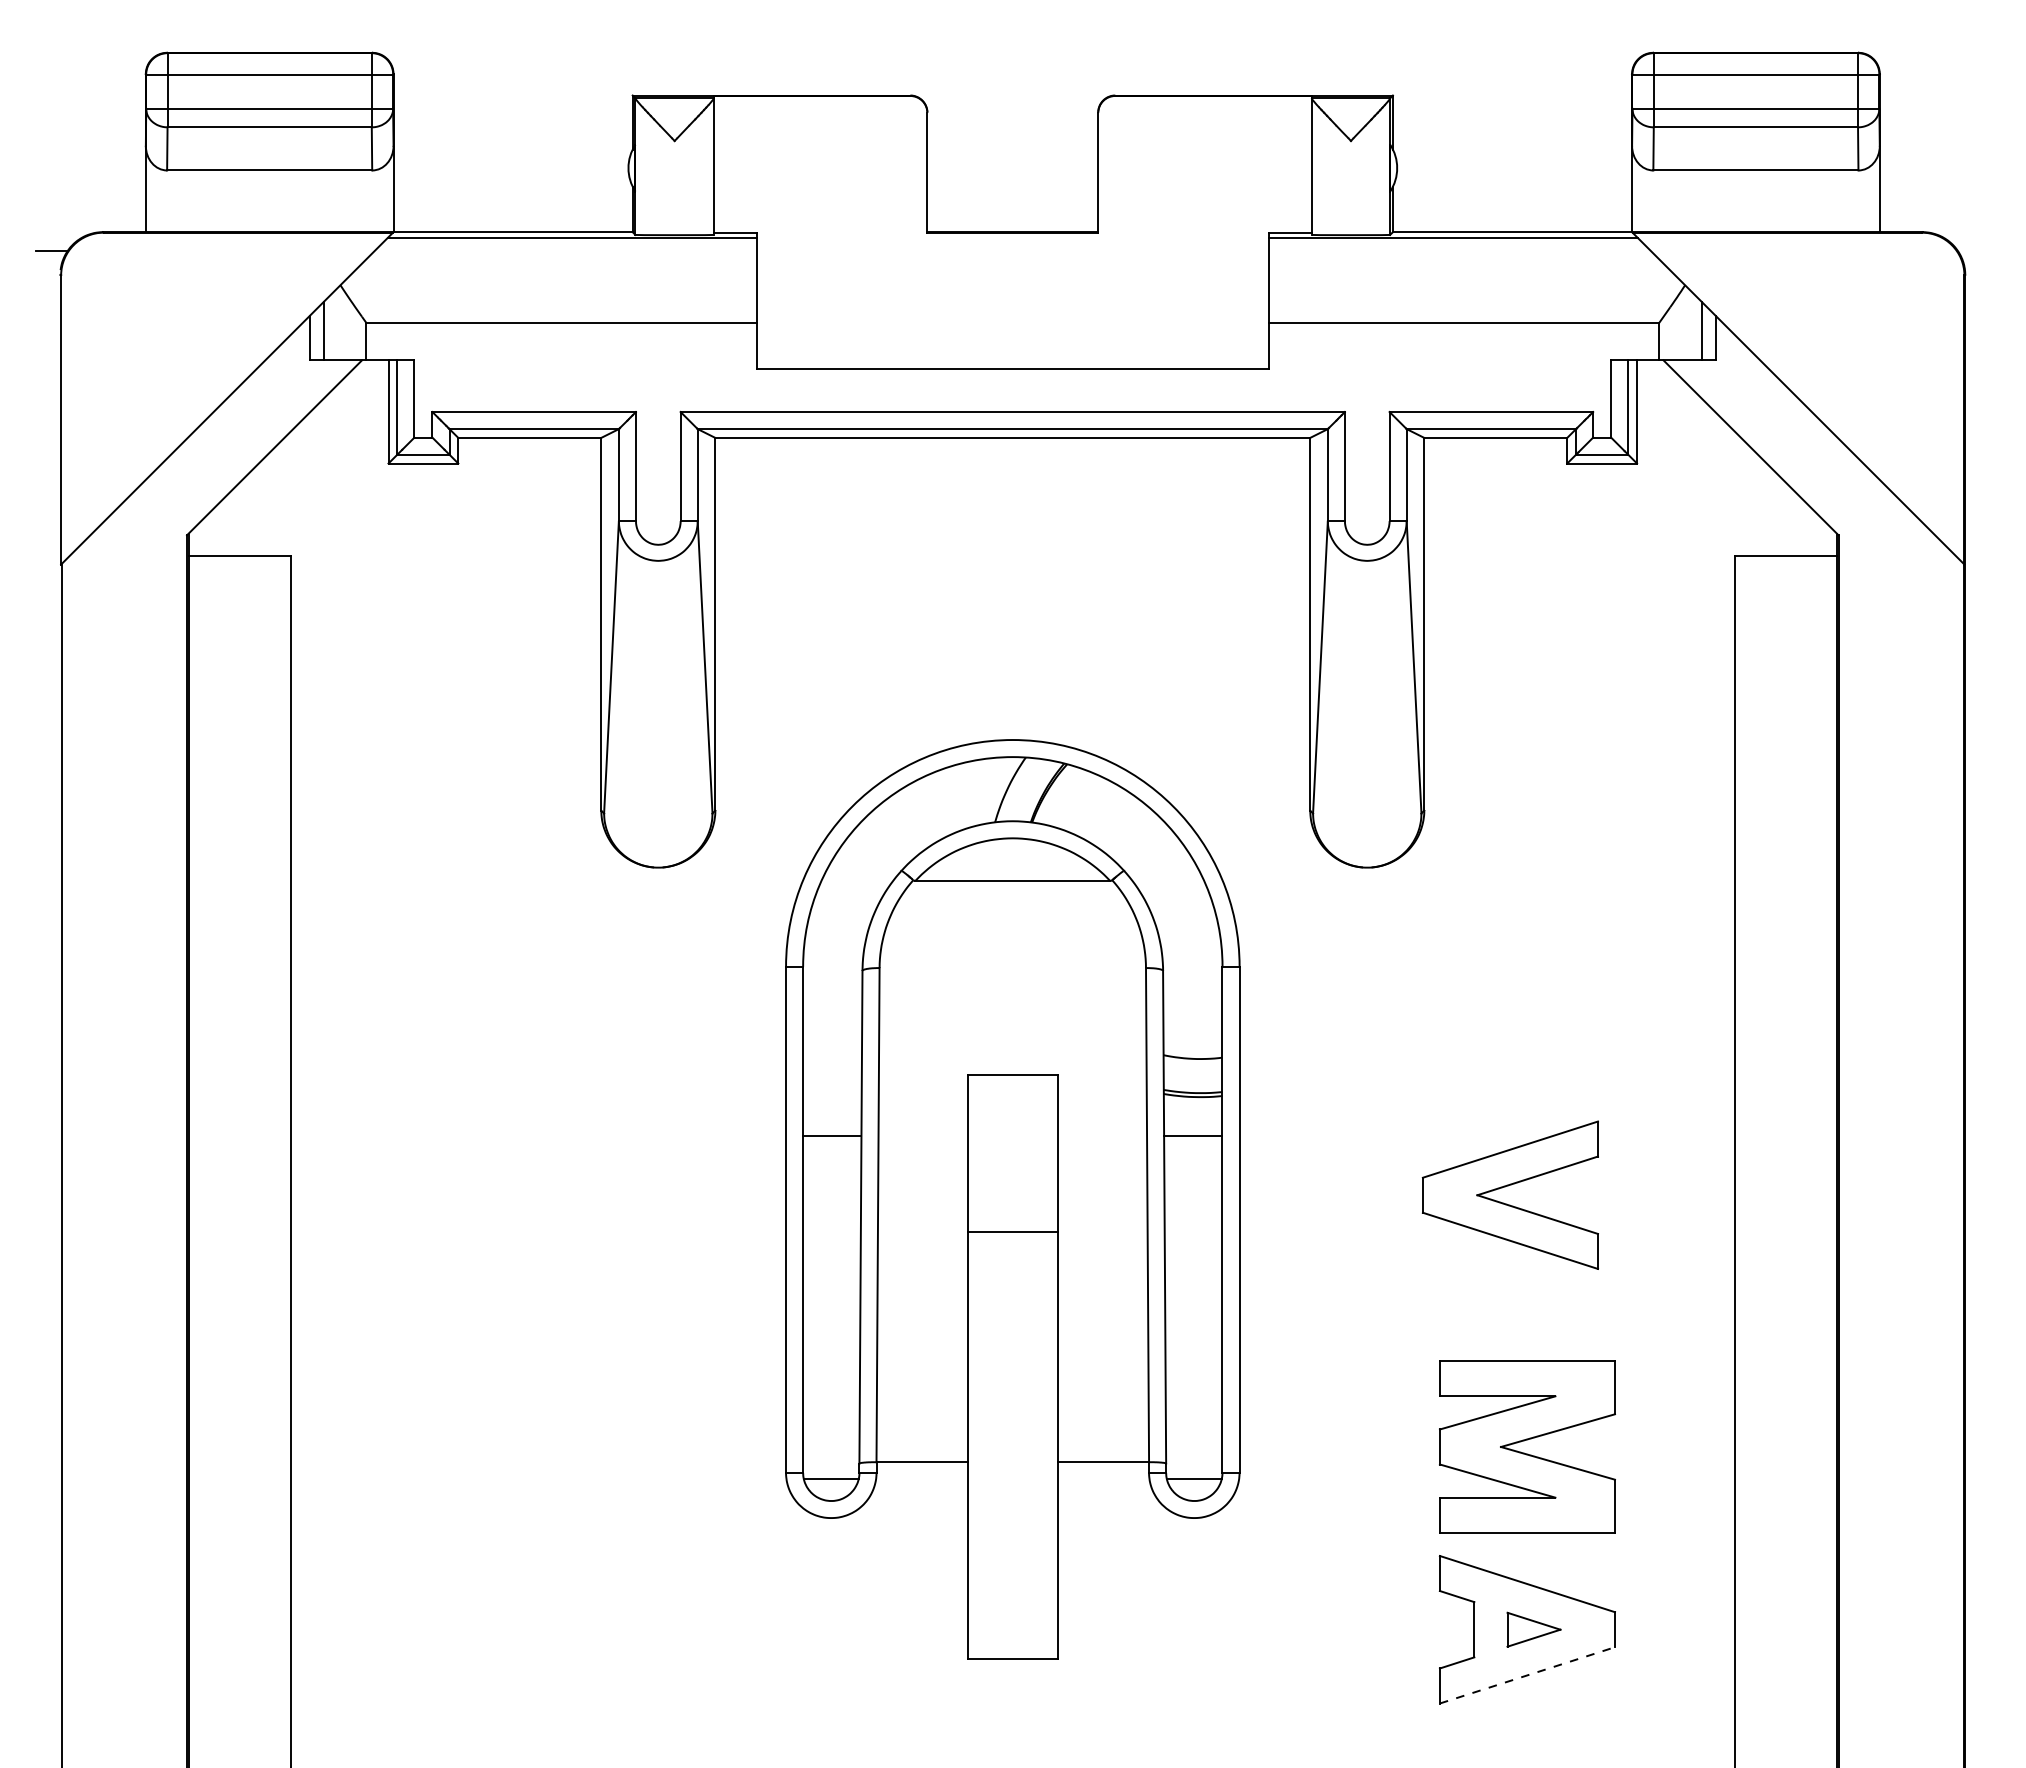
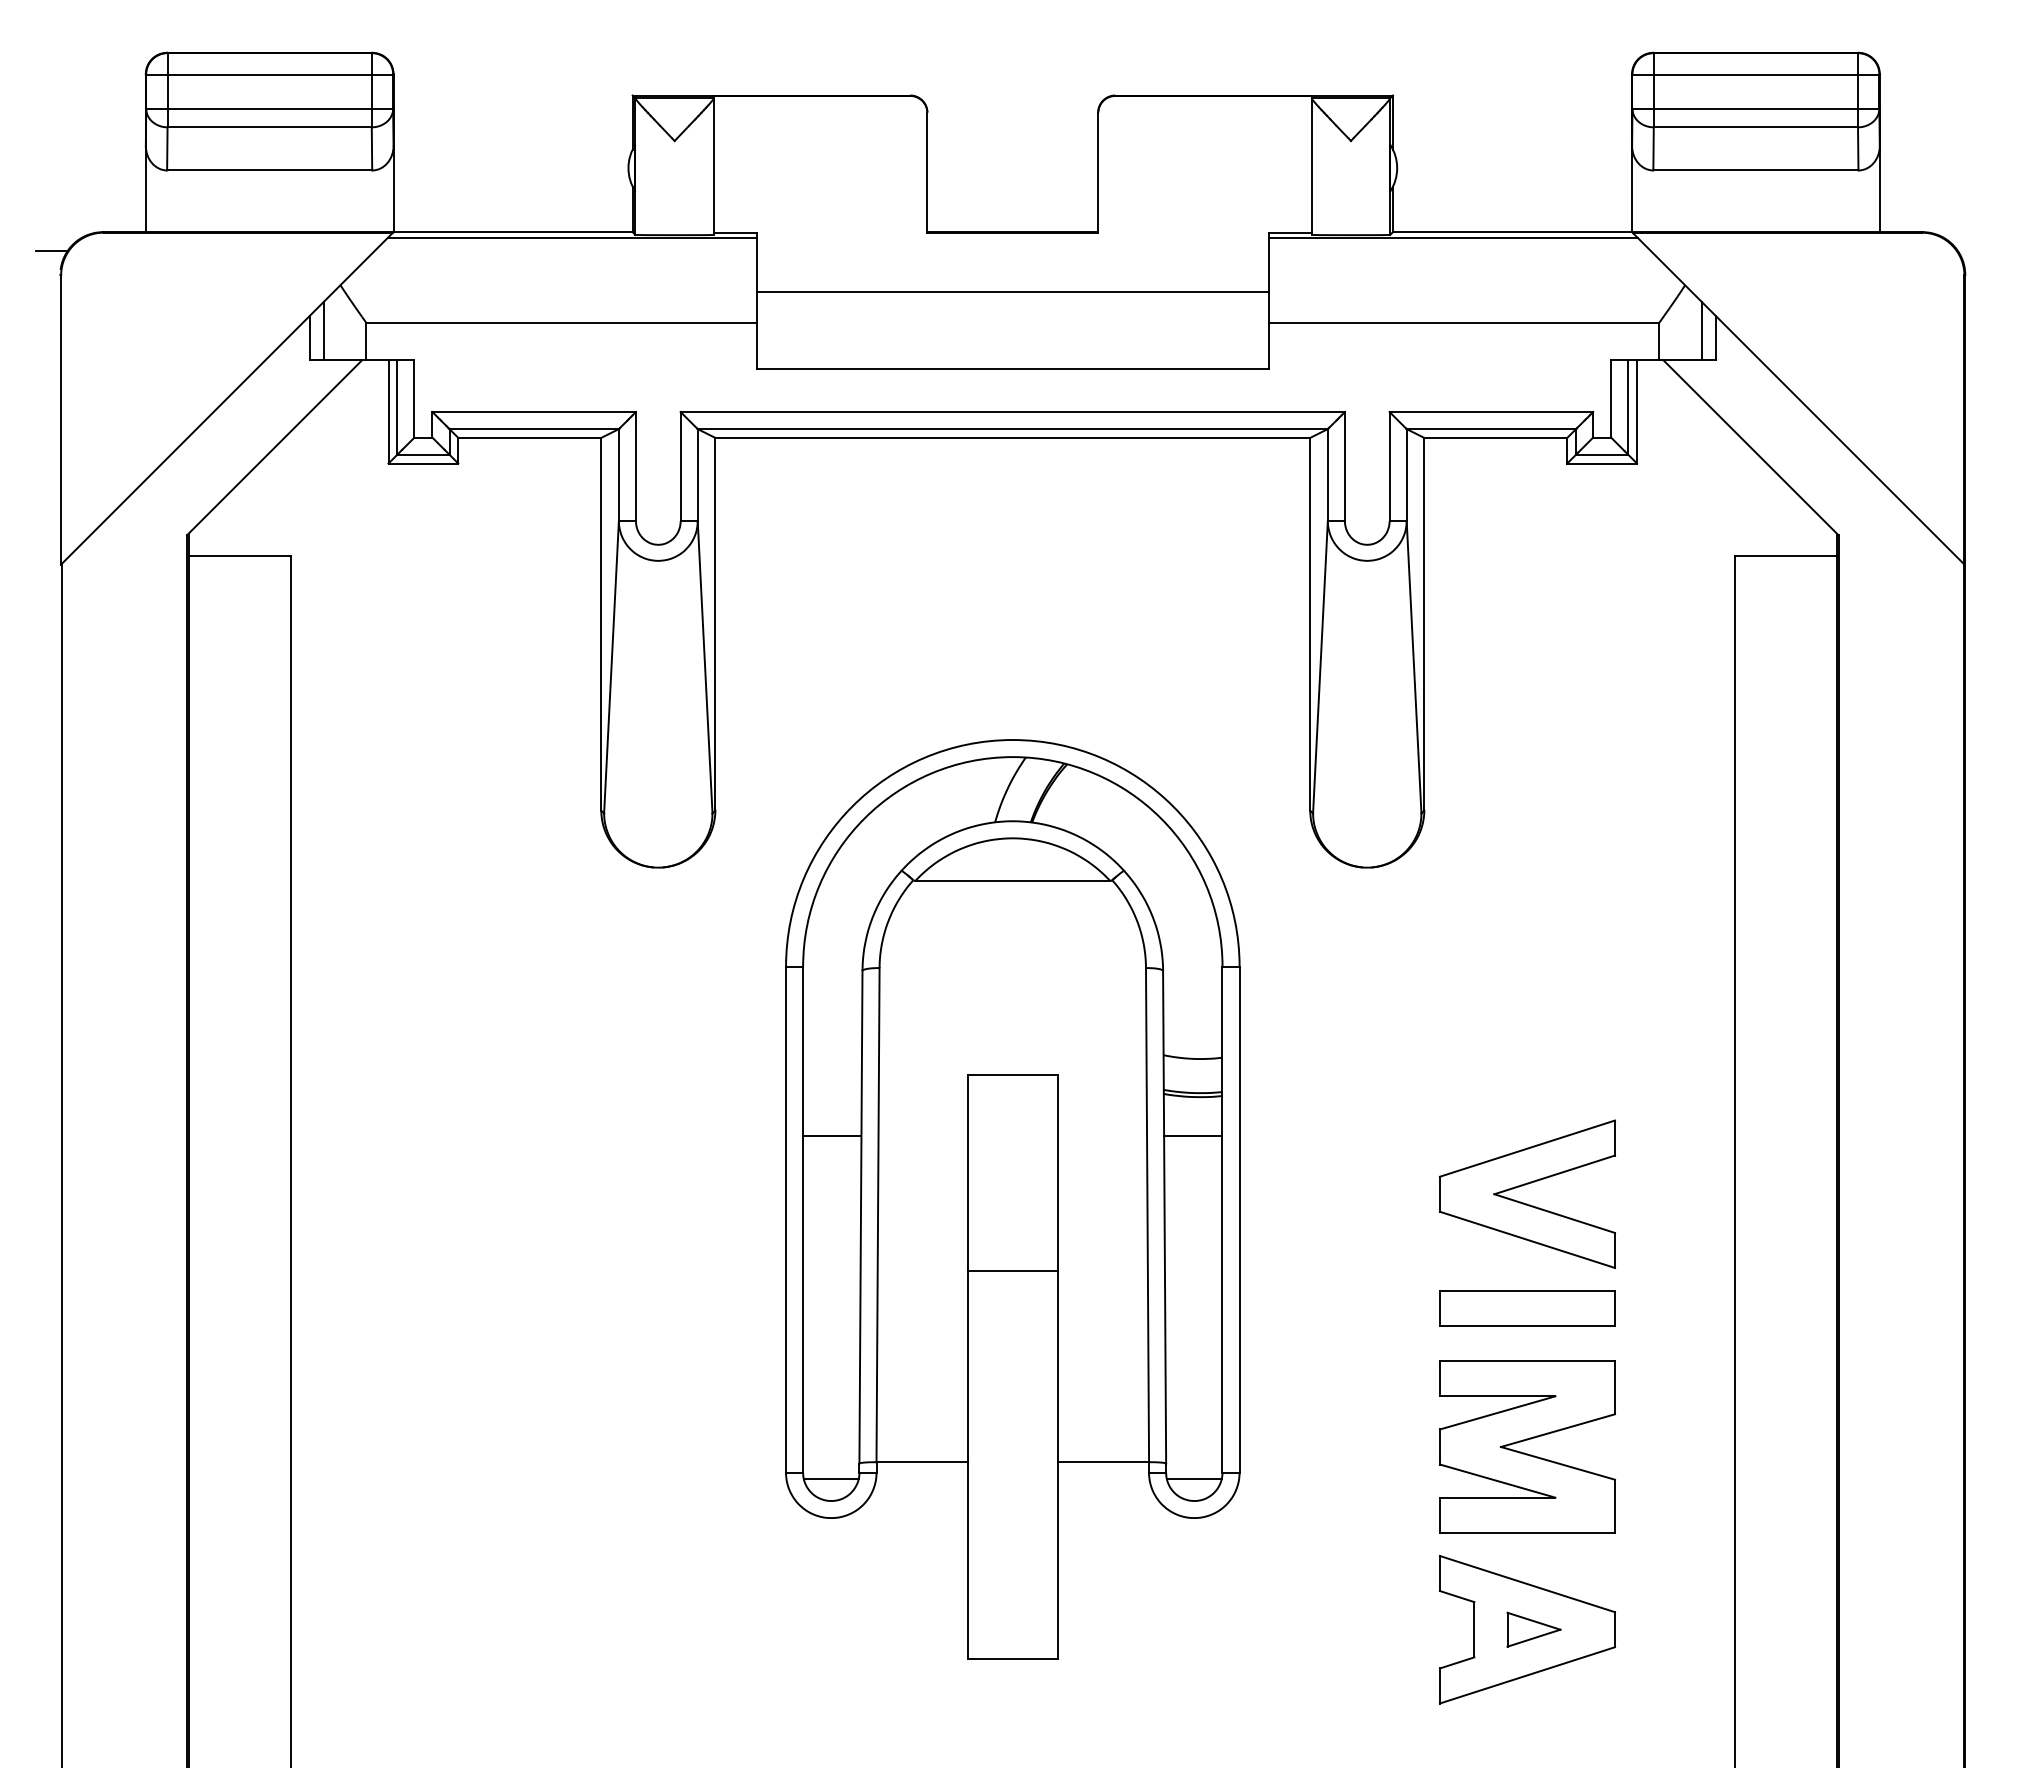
line: none -> present (1012, 292)
part position: (1508, 1186) -> (1525, 1185) (1525, 1185)
line position: (1012, 1232) -> (1012, 1271) (1012, 1271)
part: none -> present (1527, 1308)
line: dashed -> solid (1527, 1675)
